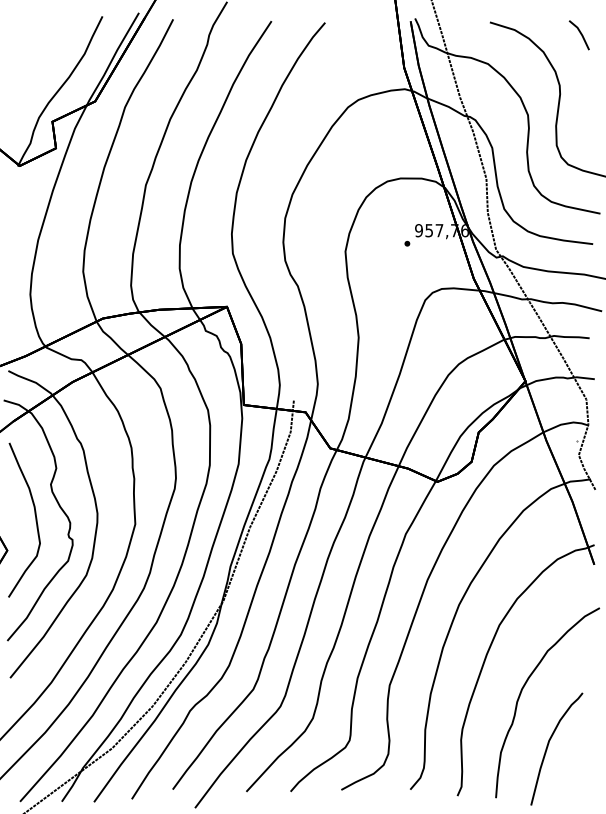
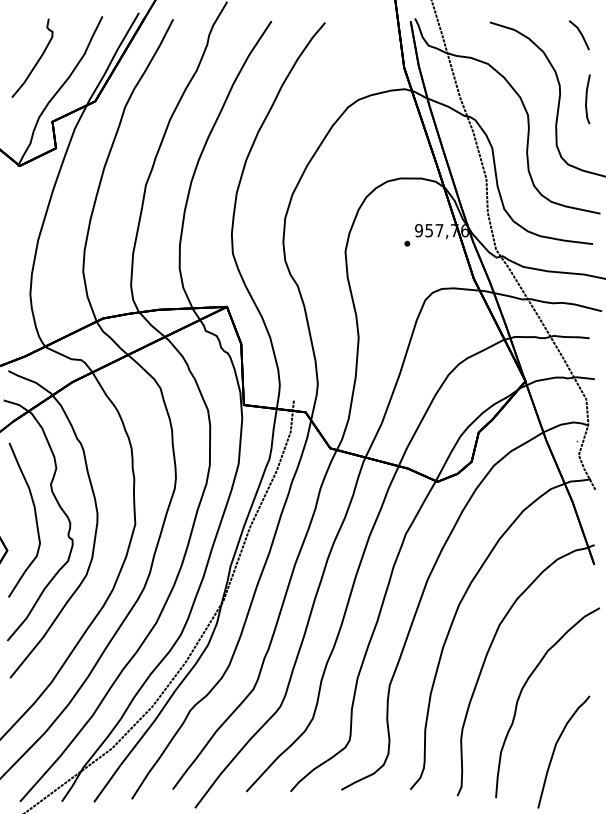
curve: none -> present (37, 60)
line: none -> present (587, 99)
curve position: (548, 746) -> (555, 749) (555, 749)
